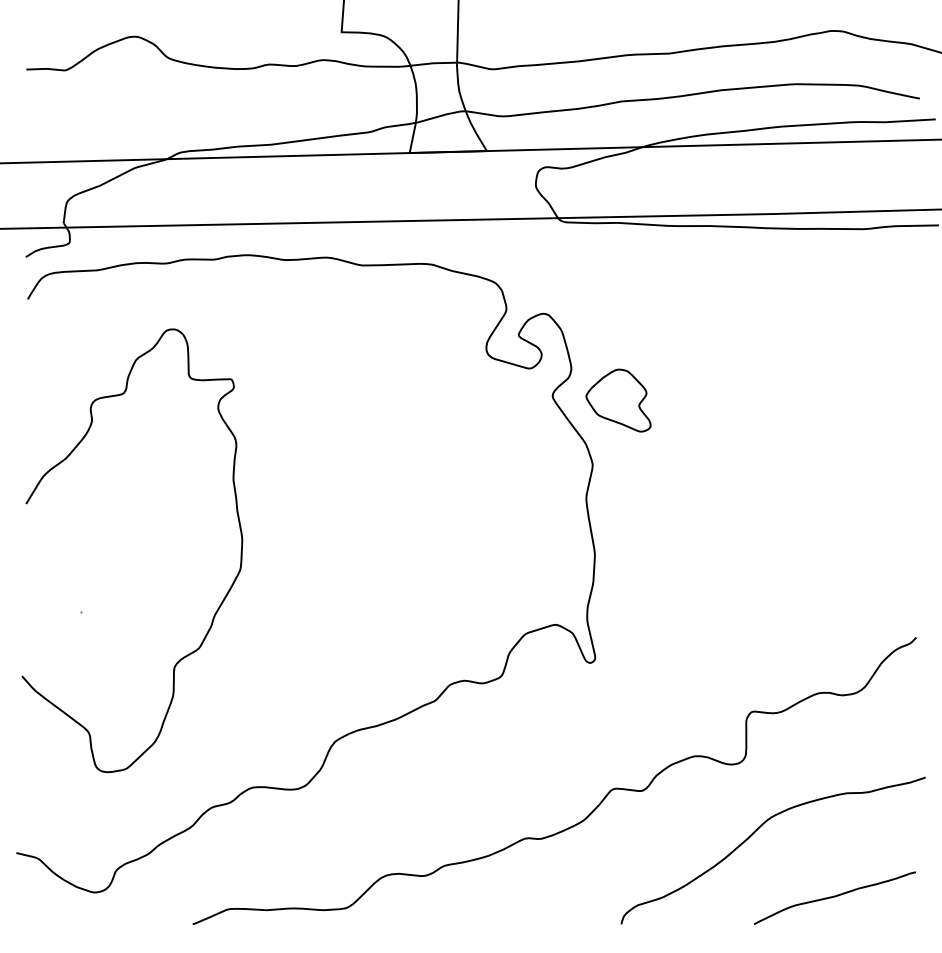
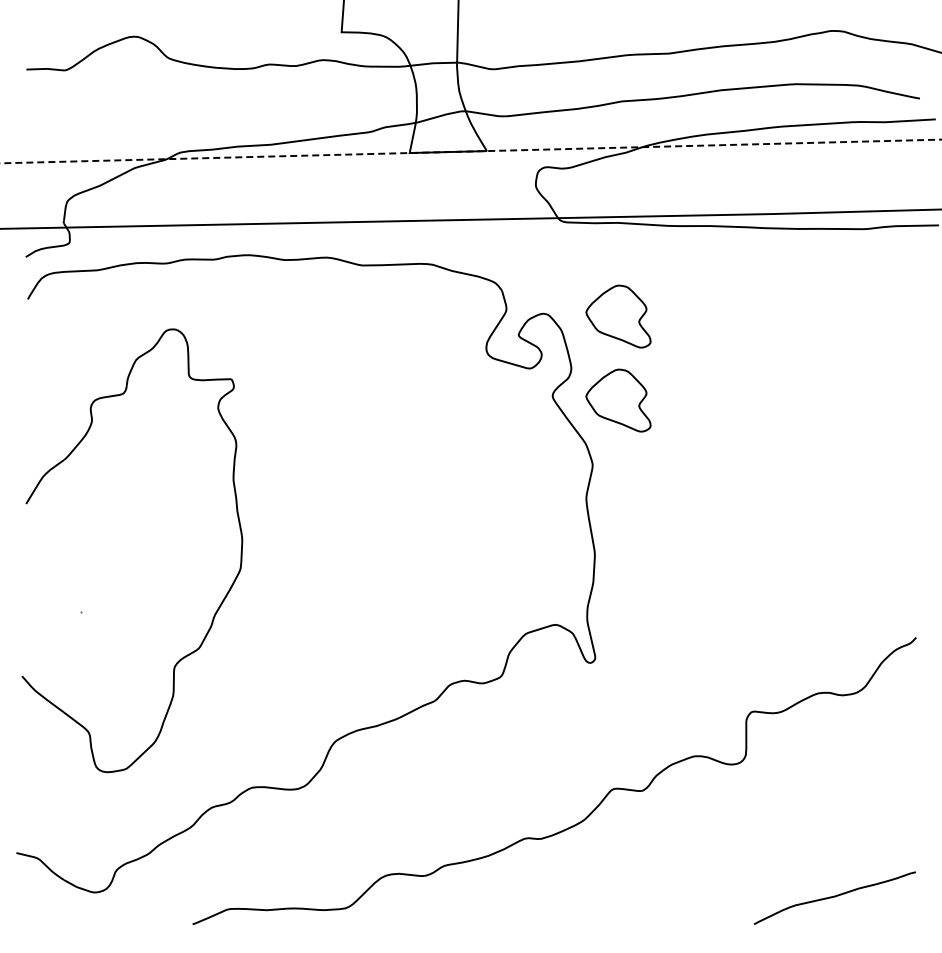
line: solid -> dashed (471, 151)
part: none -> present (618, 316)
curve: present -> none (755, 832)
